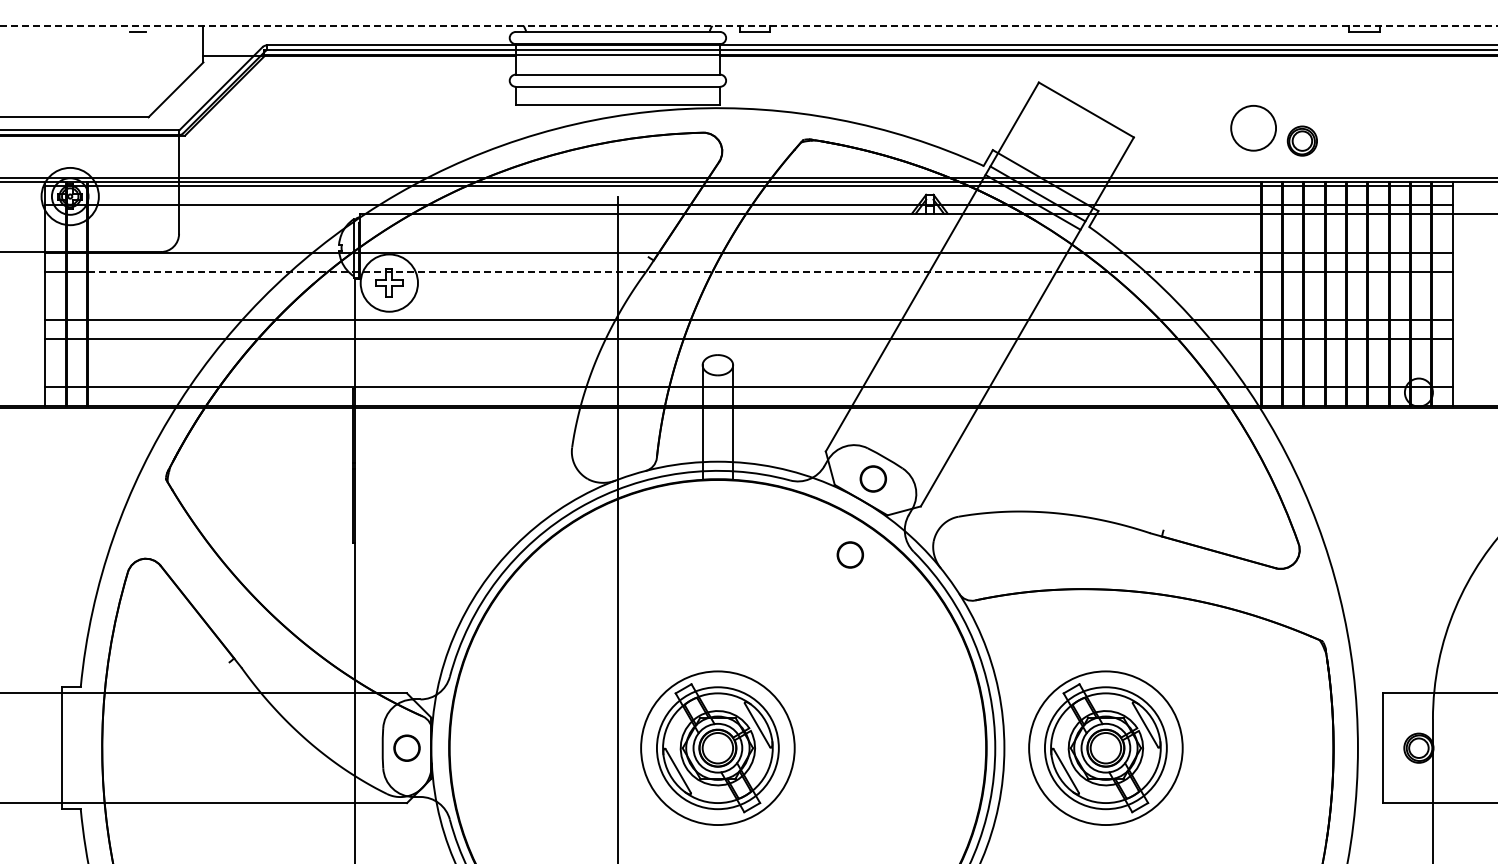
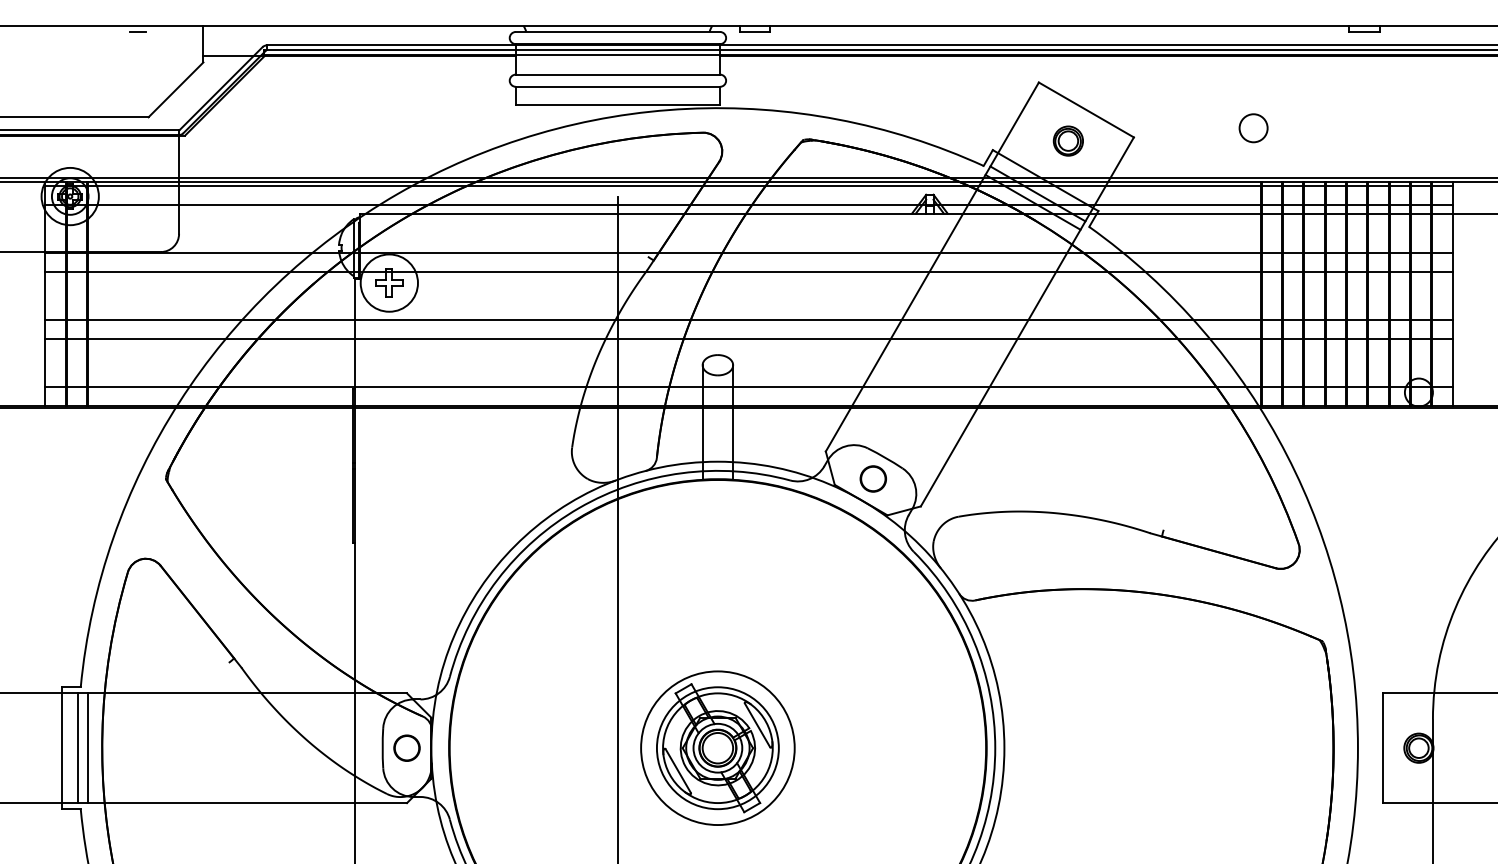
line: dashed -> solid (749, 25)
circle diameter: 45 px -> 28 px (1253, 128)
part position: (1301, 140) -> (1067, 140) (1067, 140)
line: dashed -> solid (674, 271)
circle: present -> none (849, 554)
part: present -> none (1105, 747)
line: none -> present (77, 748)
line: none -> present (87, 748)
